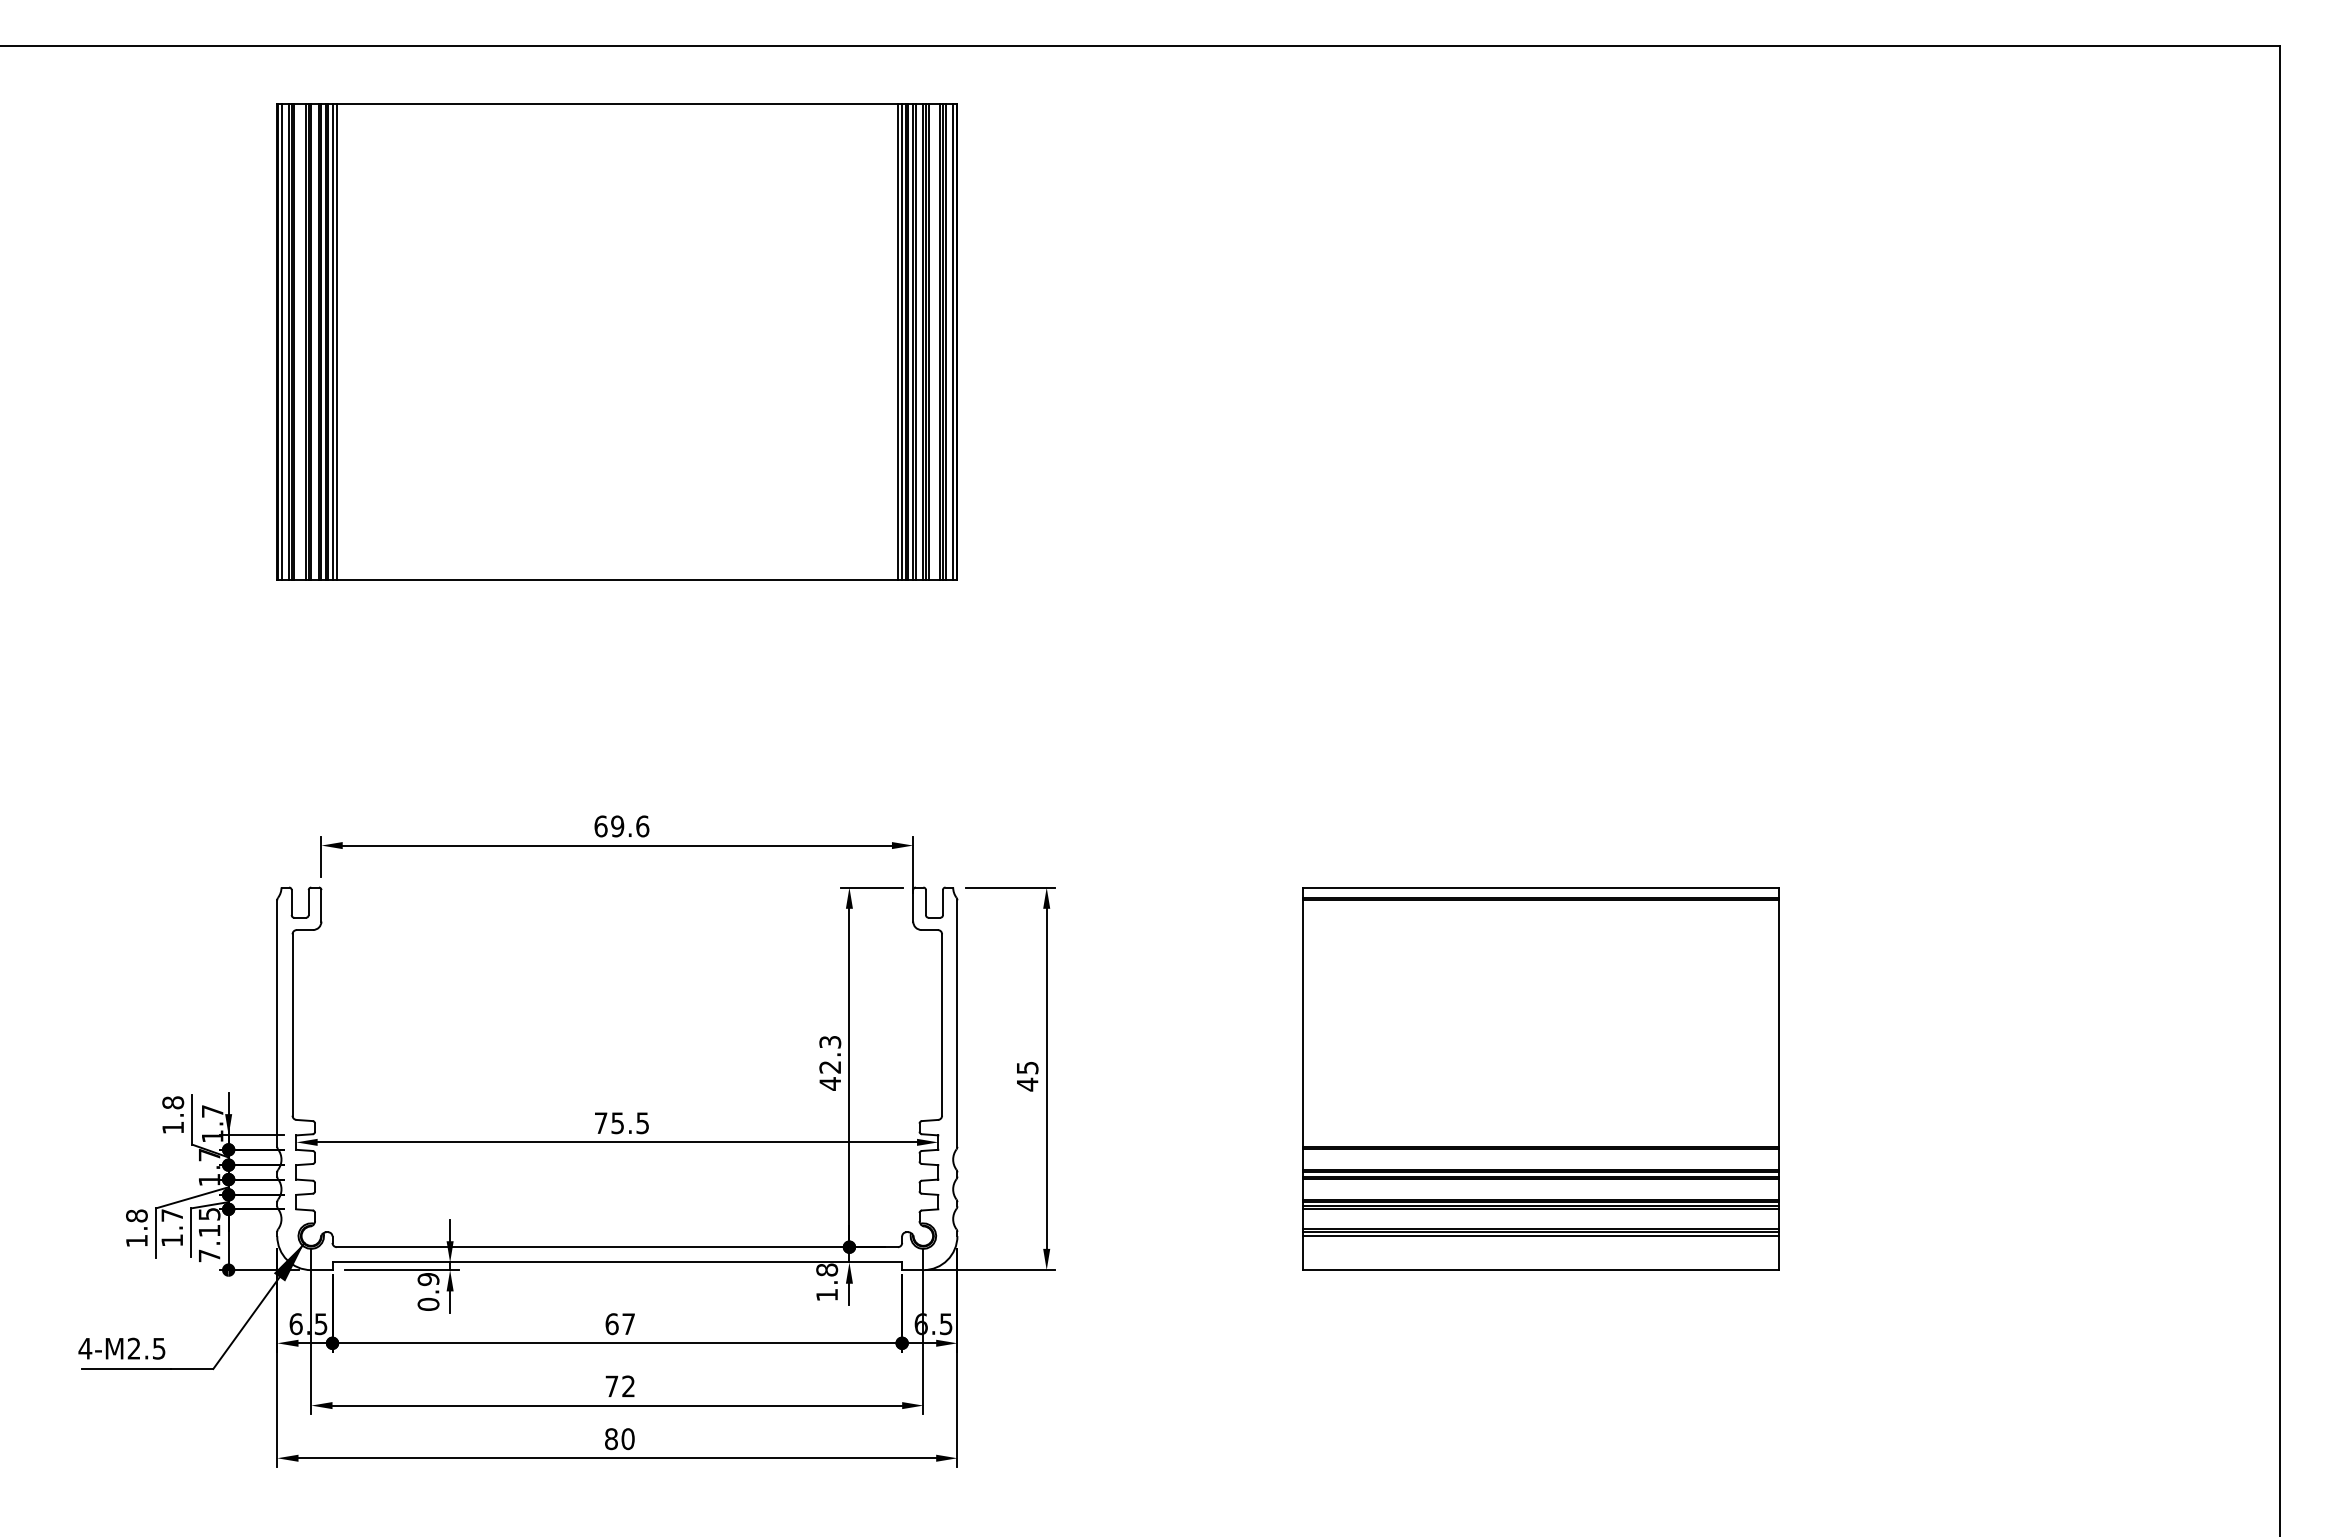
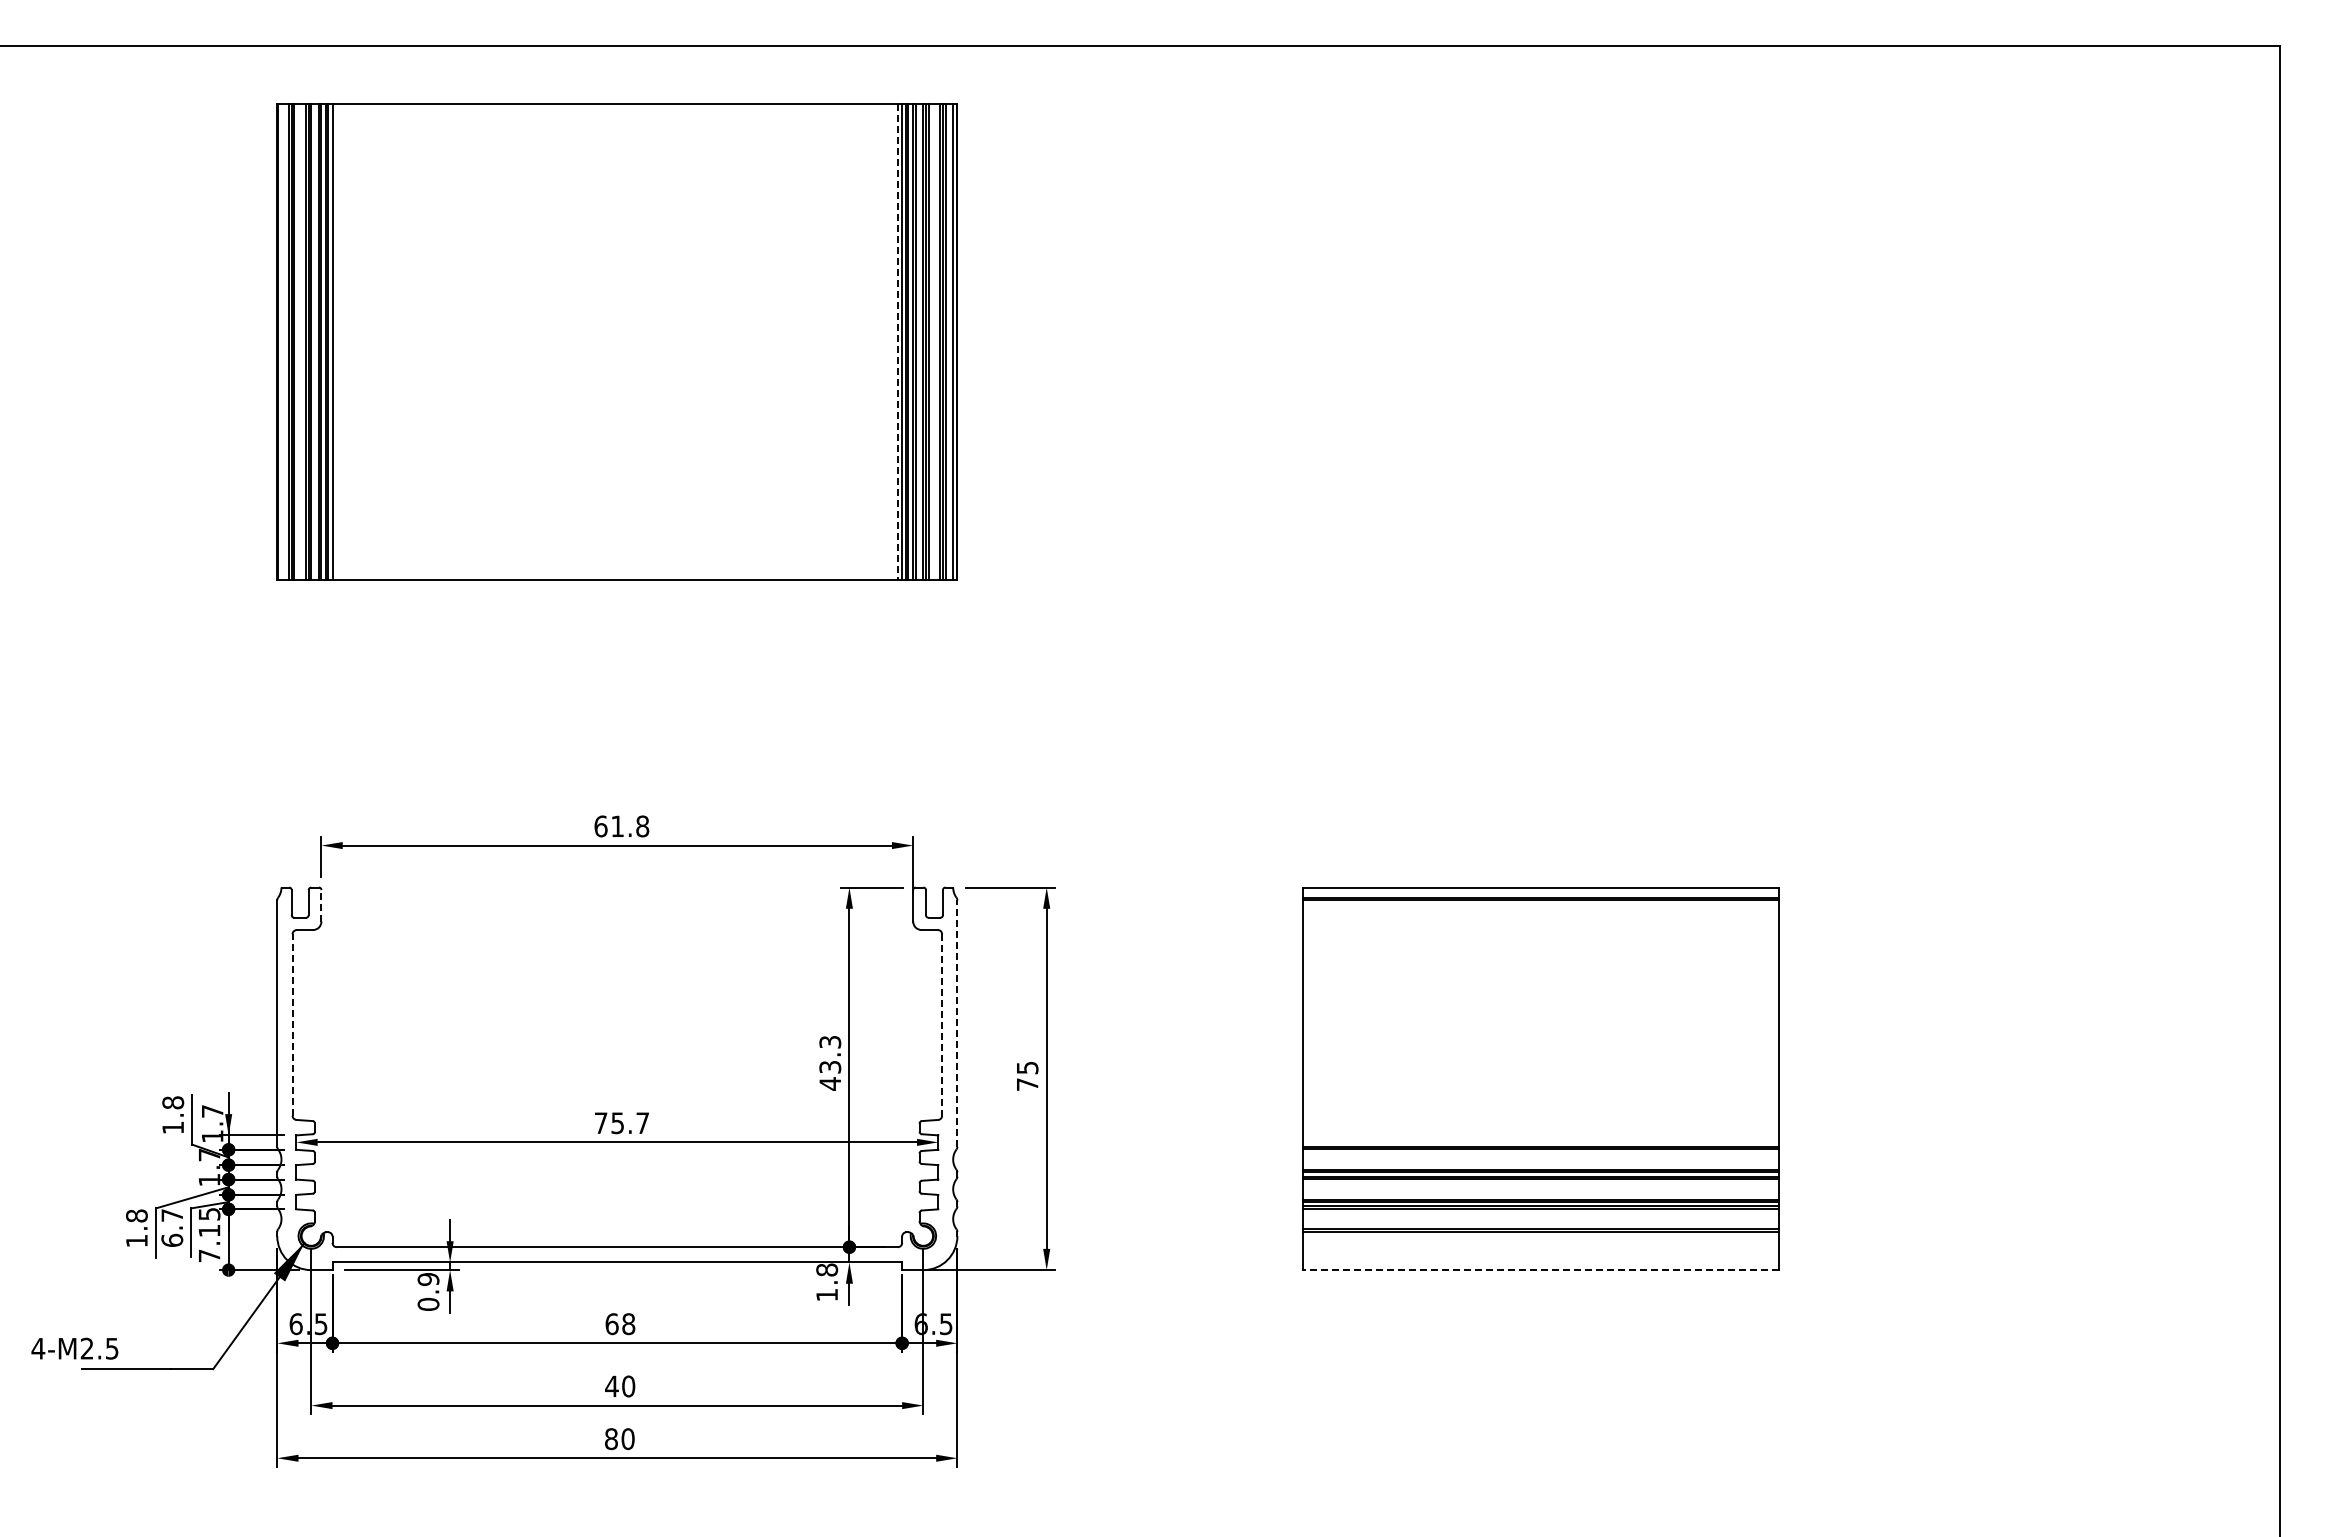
line: present -> none (281, 342)
line: present -> none (336, 342)
line: solid -> dashed (897, 342)
text: 69.6 -> 61.8 (630, 826)
line: solid -> dashed (321, 905)
line: solid -> dashed (957, 1023)
line: solid -> dashed (292, 1025)
line: solid -> dashed (942, 1025)
text: 42.3 -> 43.3 (830, 1067)
text: 45 -> 75 (1027, 1084)
text: 75.5 -> 75.7 (642, 1123)
line: present -> none (1541, 1236)
text: 1.7 -> 6.7 (172, 1239)
line: solid -> dashed (1540, 1270)
text: 67 -> 68 (628, 1324)
text position: (121, 1348) -> (74, 1348) (74, 1348)
text: 72 -> 40 (620, 1386)
